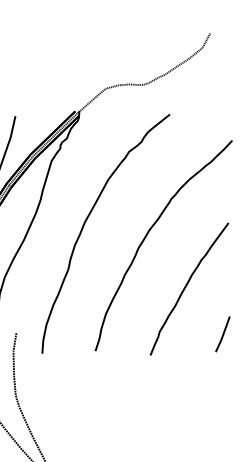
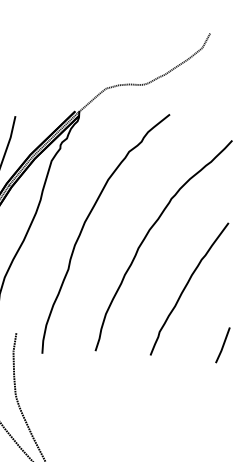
line position: (222, 334) -> (222, 345) (222, 345)
